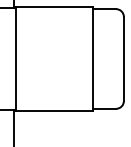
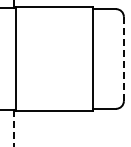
line: solid -> dashed (123, 59)
line: solid -> dashed (14, 128)
